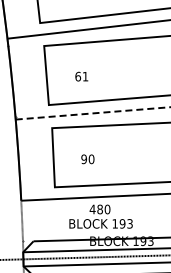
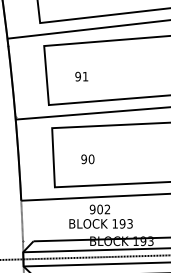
text: 61 -> 91 (78, 76)
line: dashed -> solid (93, 113)
text: 480 -> 902 (99, 209)
